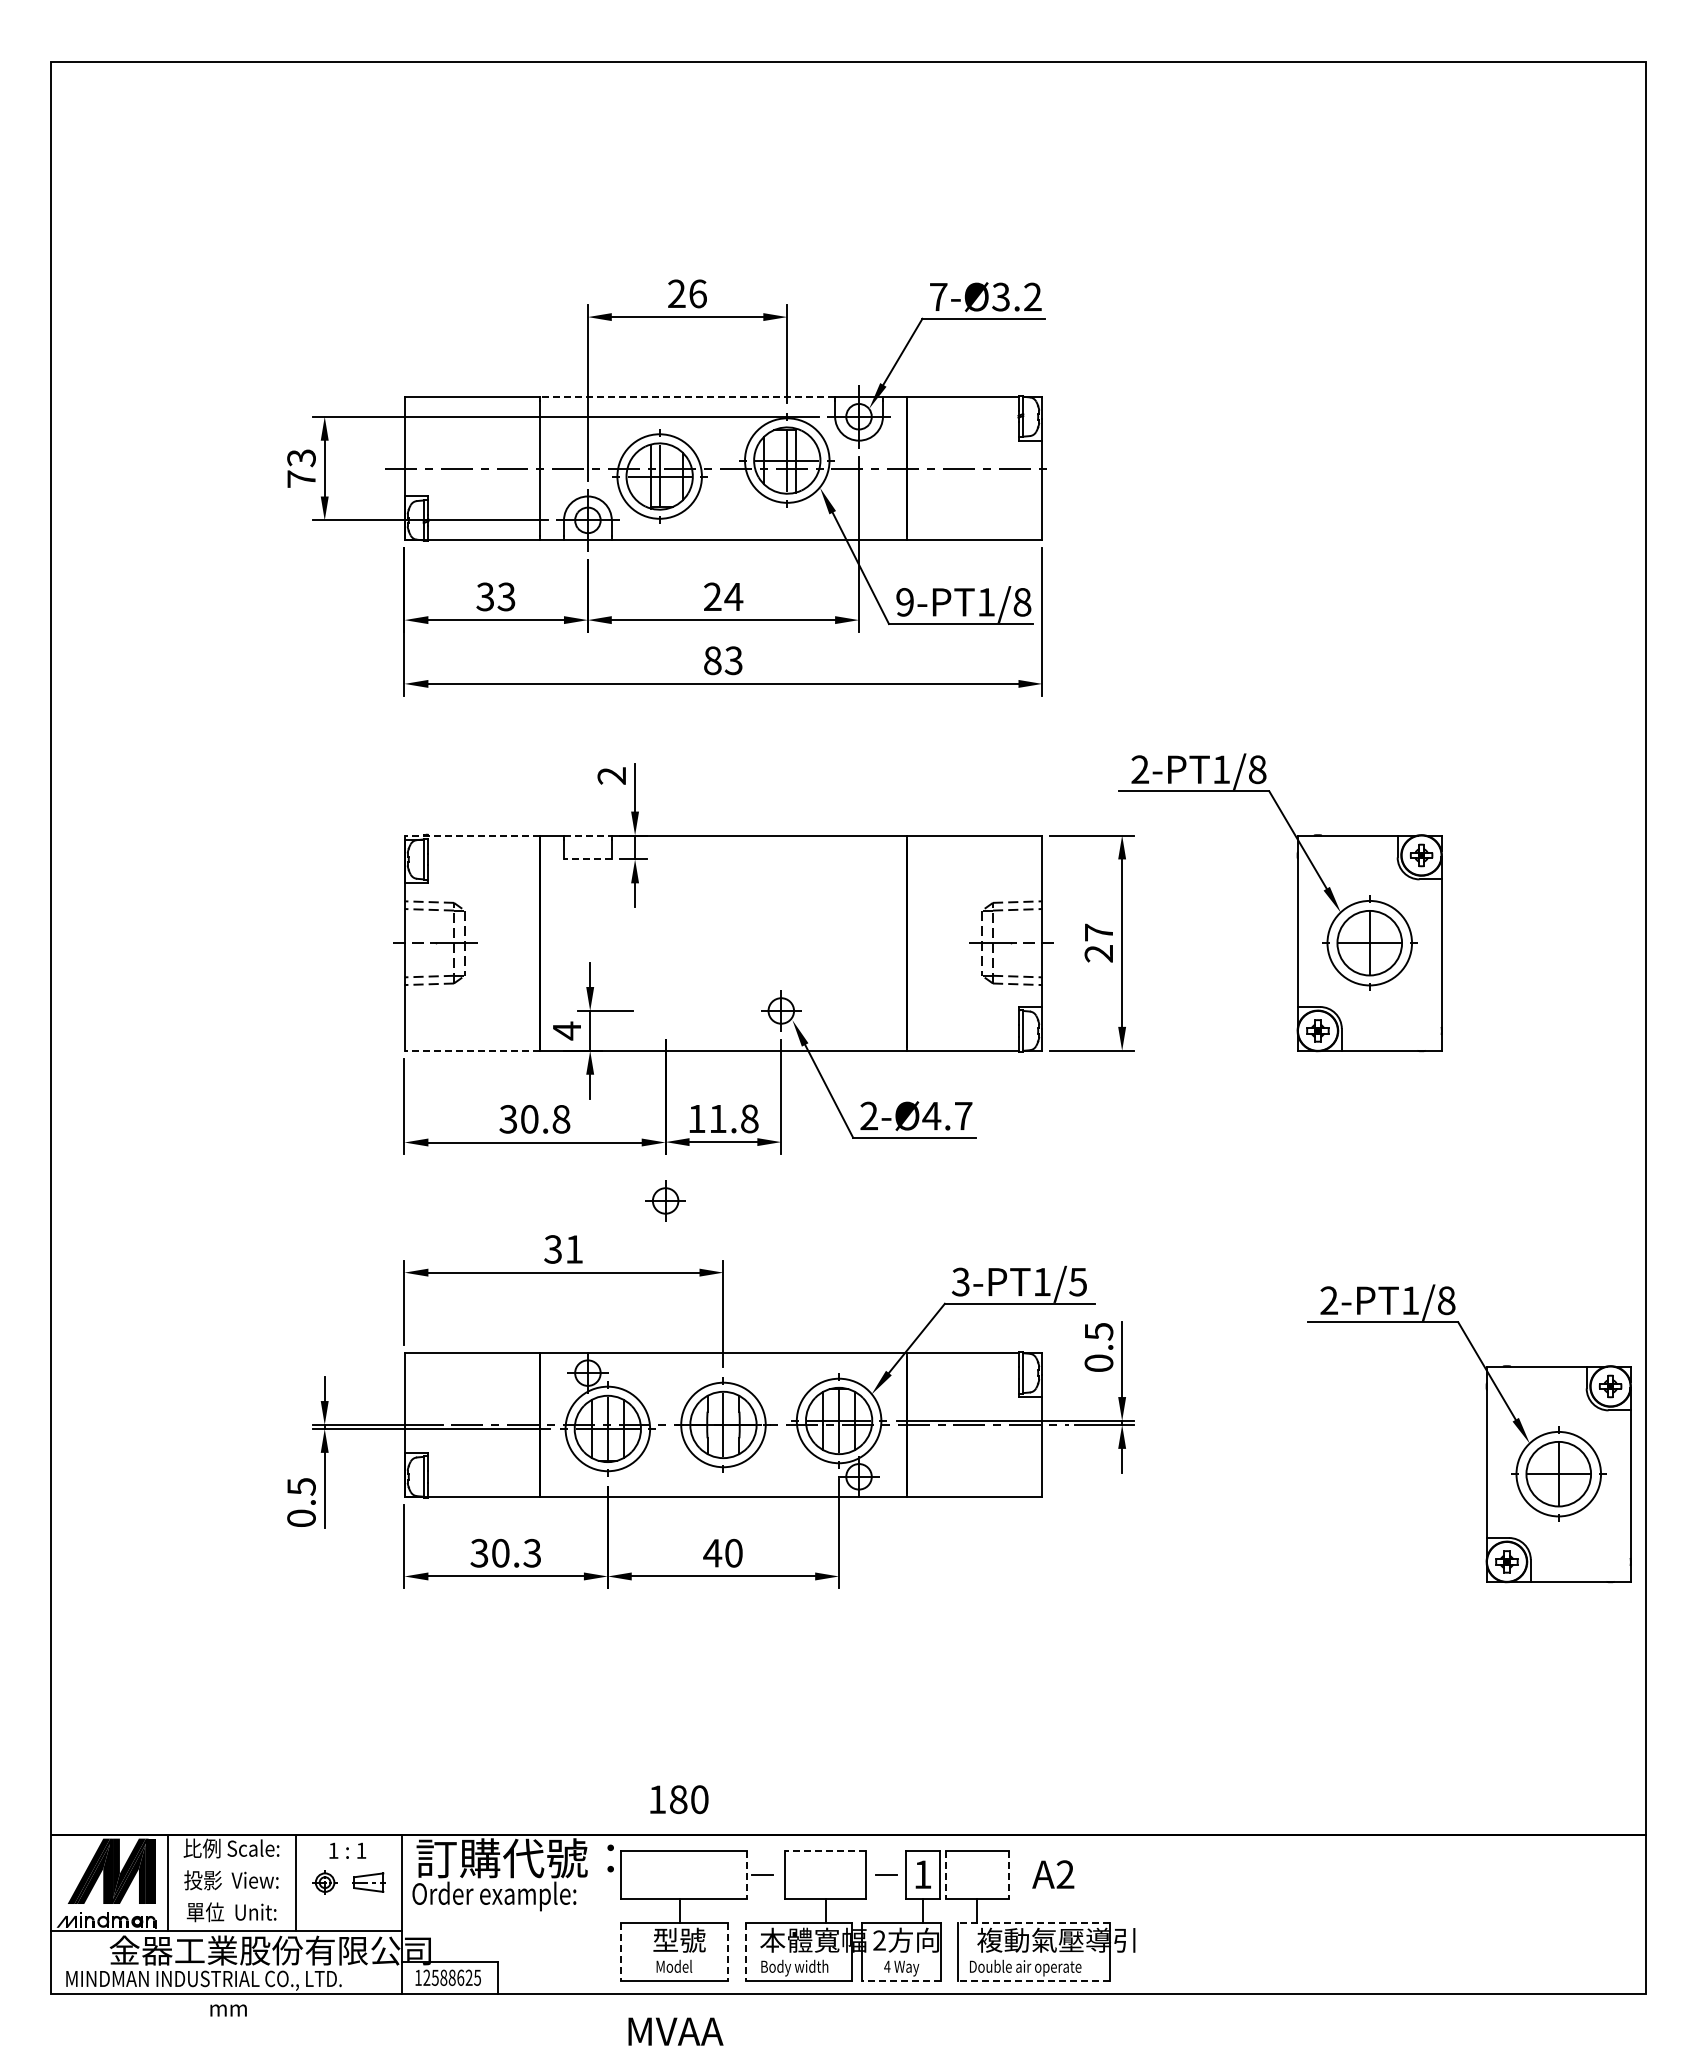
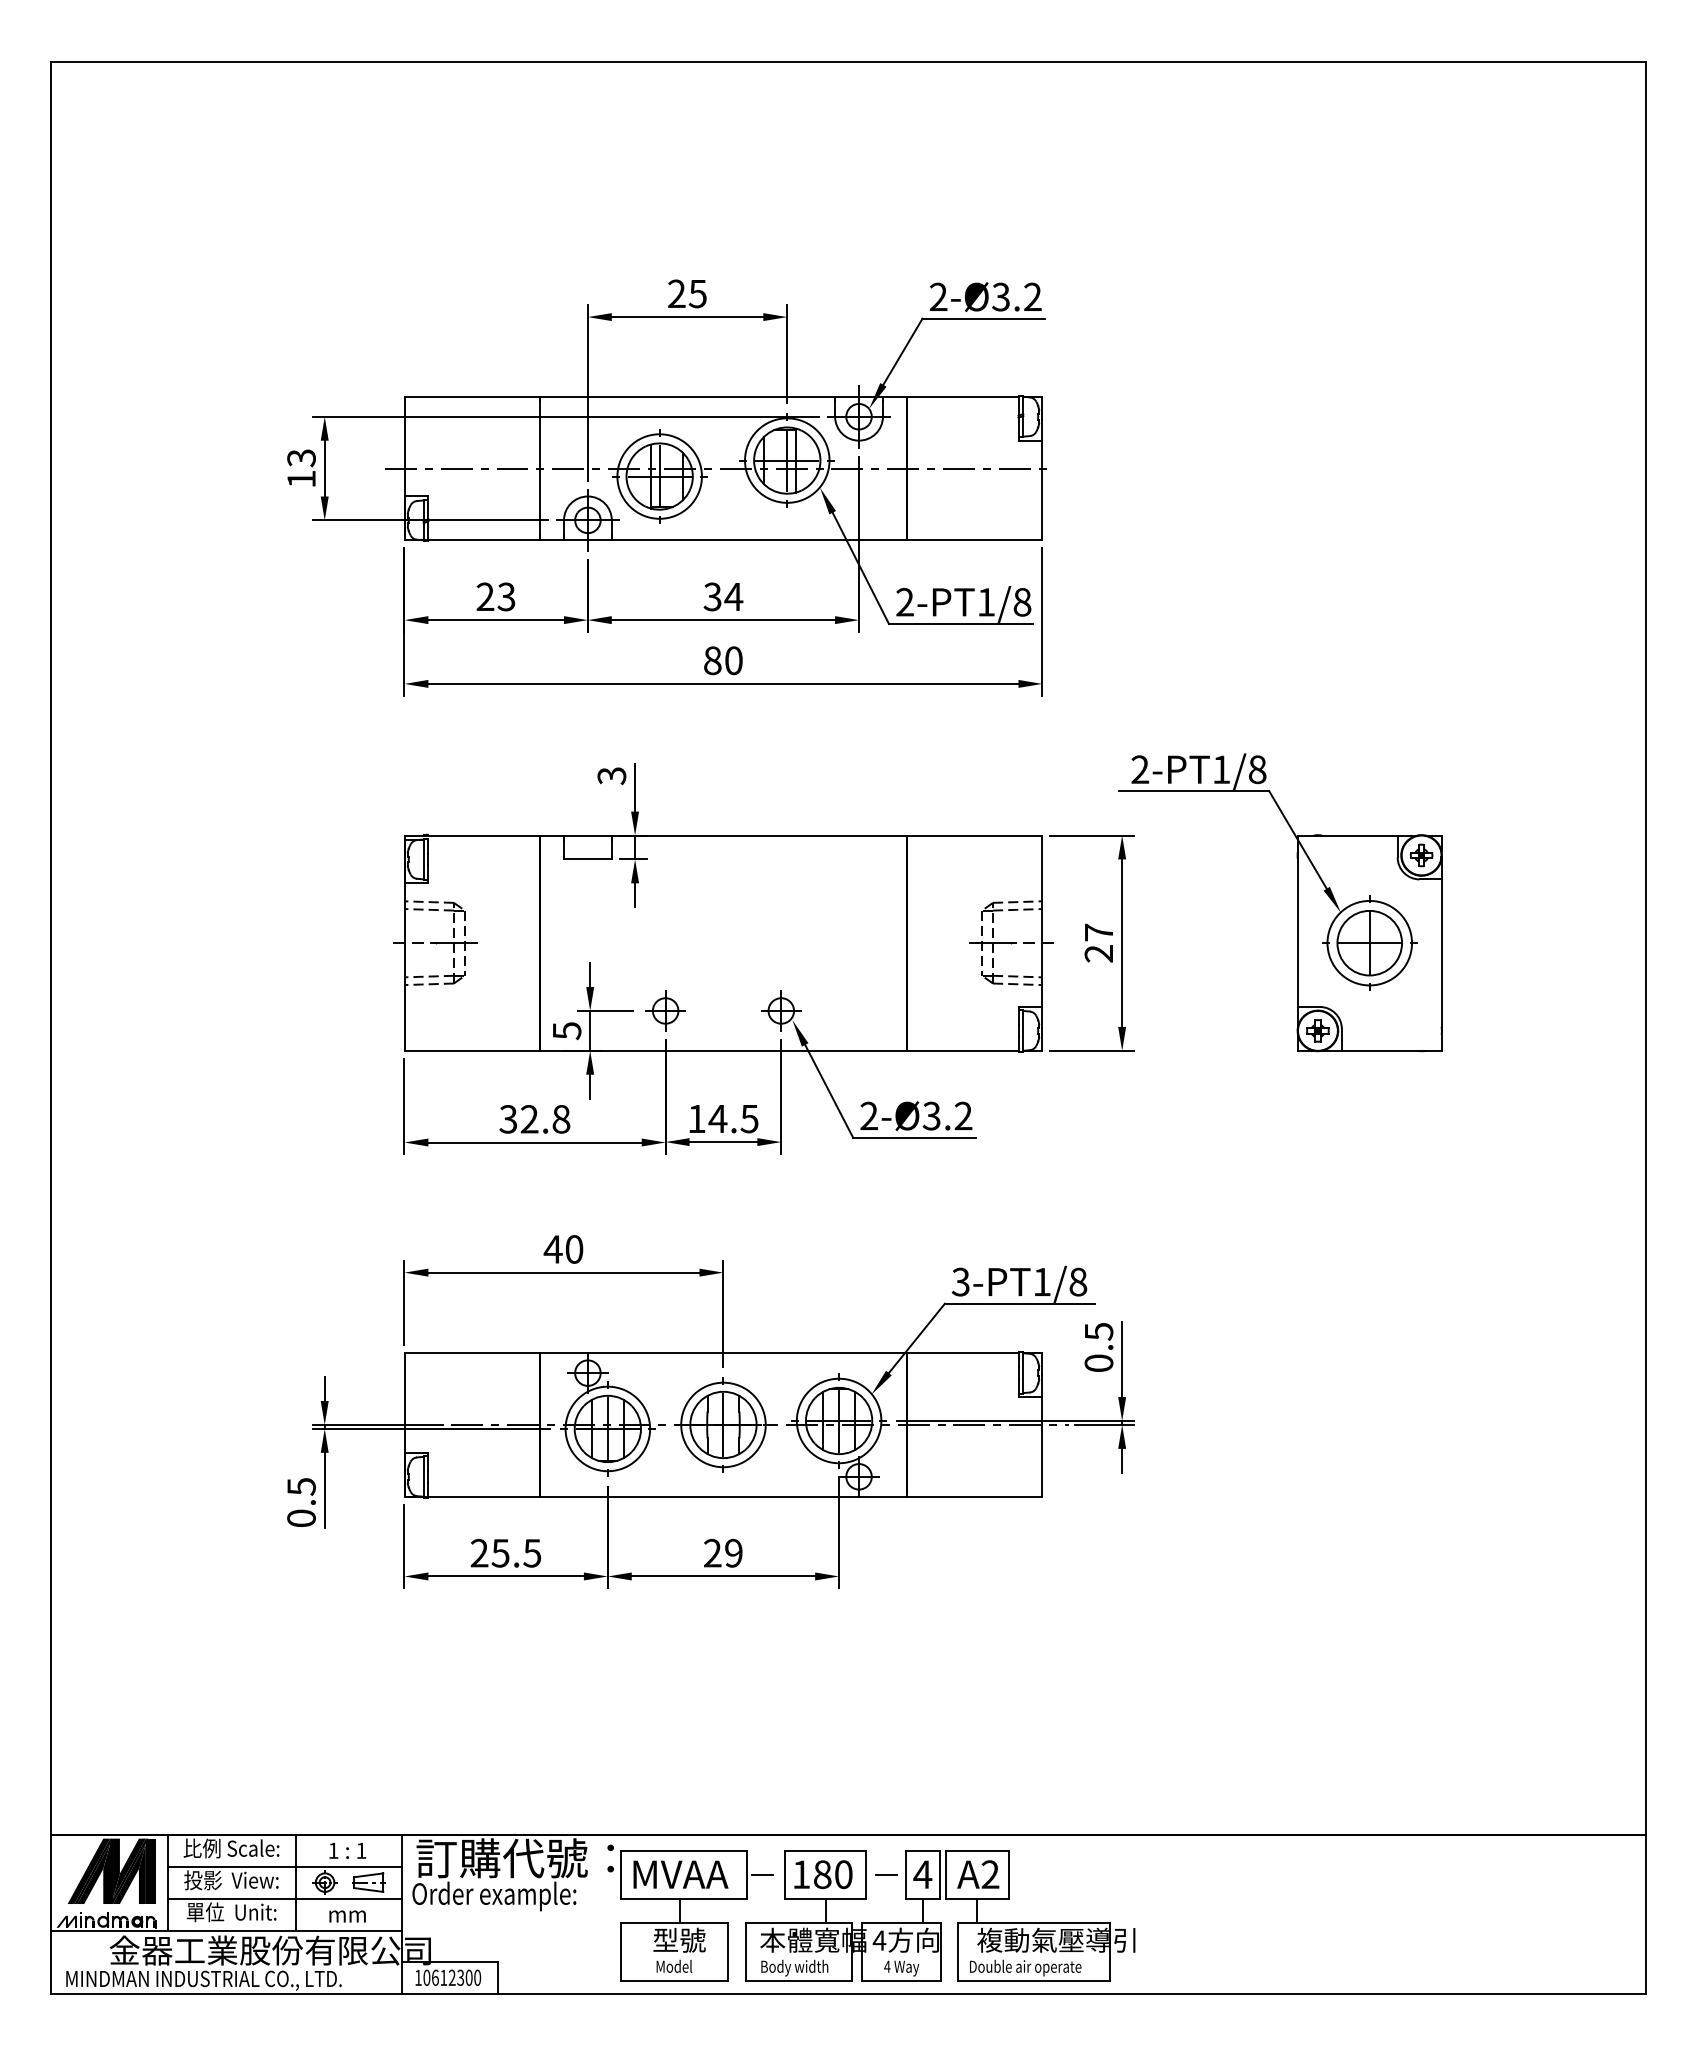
text: 26 -> 25 (697, 293)
text: 7-Ø3.2 -> 2-Ø3.2 (938, 296)
line: dashed -> solid (687, 396)
text: 73 -> 13 (301, 478)
text: 33 -> 23 (485, 597)
text: 24 -> 34 (712, 597)
text: 9-PT1/8 -> 2-PT1/8 (904, 602)
text: 83 -> 80 (733, 660)
text: 2 -> 3 (612, 776)
line: dashed -> solid (472, 835)
line: dashed -> solid (587, 835)
line: dashed -> solid (587, 859)
text: 4 -> 5 (567, 1030)
line: dashed -> solid (472, 1050)
text: 2-Ø4.7 -> 2-Ø3.2 (947, 1115)
text: 11.8 -> 14.5 (733, 1118)
text: 30.8 -> 32.8 (529, 1119)
part position: (665, 1200) -> (665, 1010) (665, 1010)
text: 31 -> 40 (563, 1249)
text: 3-PT1/5 -> 3-PT1/8 (1078, 1281)
part: present -> none (1486, 1433)
text: 30.3 -> 25.5 (505, 1552)
text: 40 -> 29 (722, 1552)
text position: (679, 1799) -> (823, 1874) (823, 1874)
line: dashed -> solid (825, 1850)
line: none -> present (284, 1866)
line: dashed -> solid (746, 1874)
text: 1 -> 4 (922, 1874)
line: dashed -> solid (945, 1874)
line: dashed -> solid (1008, 1874)
text position: (1053, 1874) -> (978, 1874) (978, 1874)
line: none -> present (284, 1898)
line: dashed -> solid (1033, 1922)
text: 2 -> 4 (879, 1940)
line: dashed -> solid (621, 1952)
line: dashed -> solid (727, 1952)
line: dashed -> solid (745, 1952)
text: 12588625 -> 10612300 (452, 1977)
line: dashed -> solid (901, 1981)
line: dashed -> solid (1033, 1981)
text position: (228, 2010) -> (347, 1916) (347, 1916)
text position: (675, 2031) -> (680, 1874) (680, 1874)
